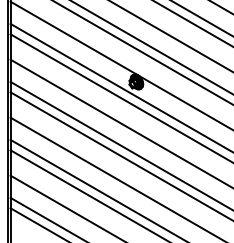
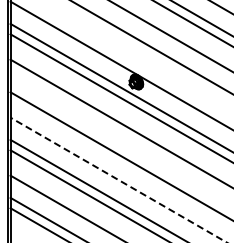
line: present -> none (142, 52)
line: present -> none (120, 144)
line: solid -> dashed (118, 180)
